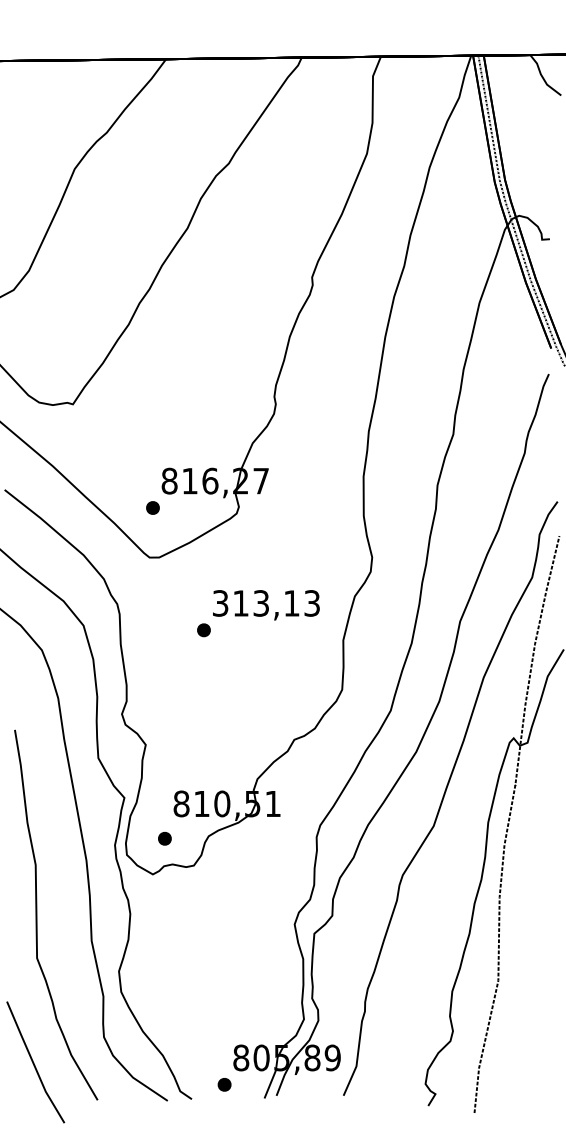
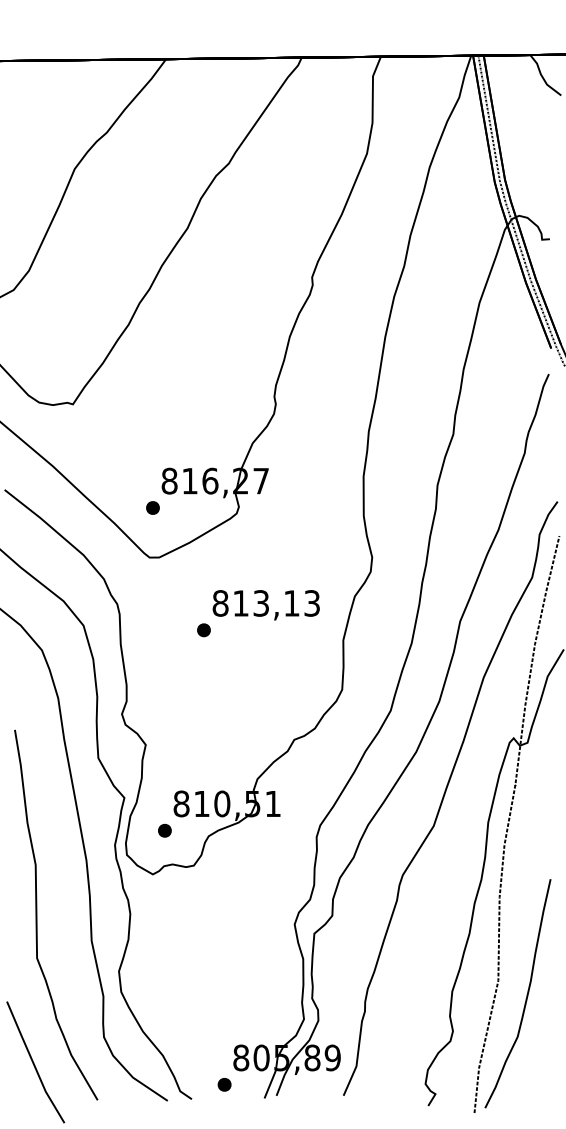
text: 313,13 -> 813,13 (220, 603)
part position: (164, 838) -> (164, 830) (164, 830)
part: none -> present (526, 994)
